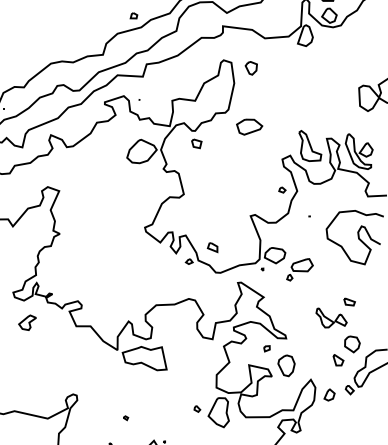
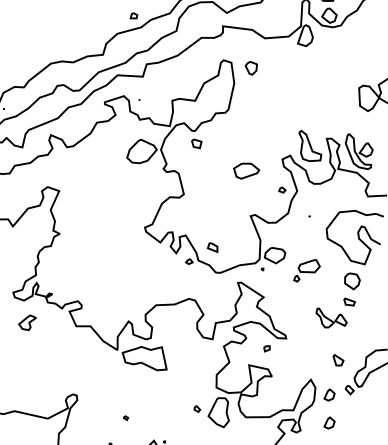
part position: (249, 126) -> (246, 170) (246, 170)
part position: (299, 269) -> (306, 270) (306, 270)
part position: (352, 344) -> (352, 281) (352, 281)
part: present -> none (286, 365)
part: none -> present (329, 422)
